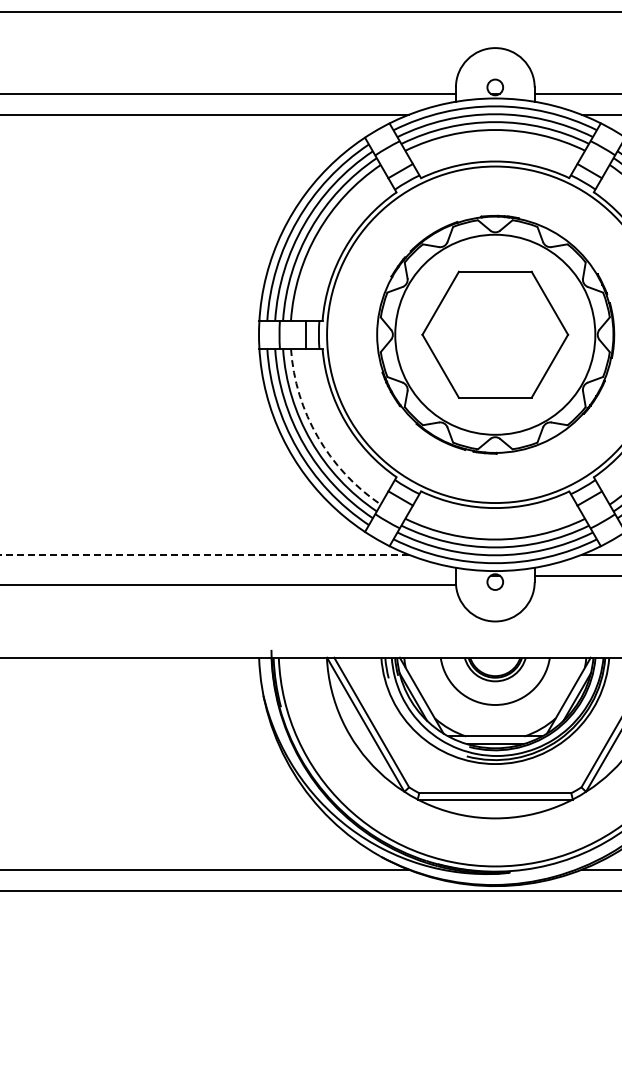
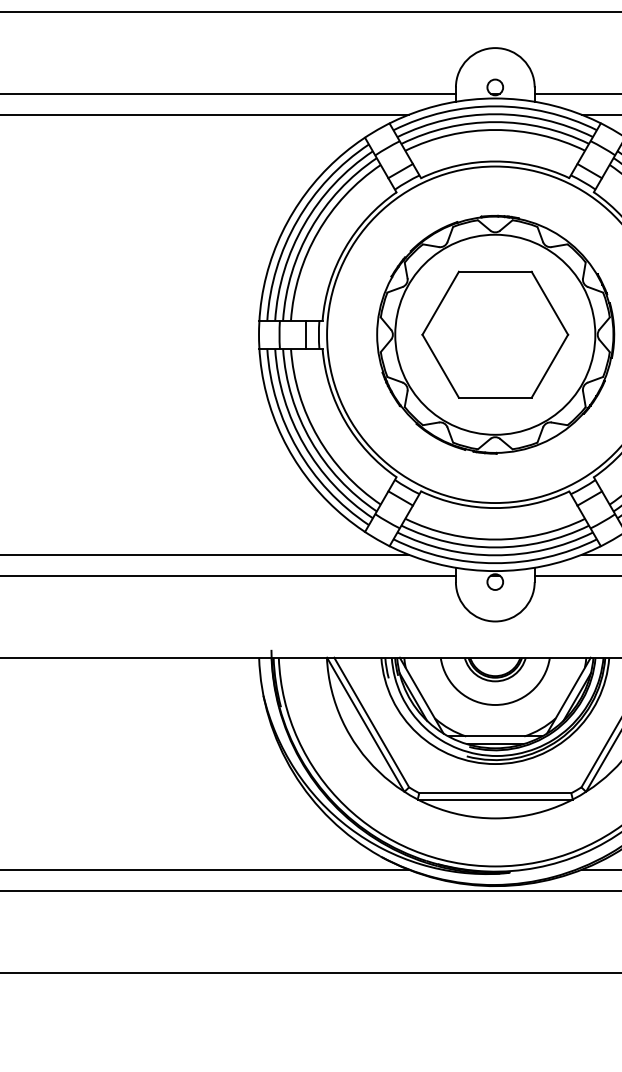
arc: dashed -> solid (317, 437)
line: dashed -> solid (204, 554)
line position: (228, 584) -> (228, 575) (228, 575)
line: none -> present (310, 972)
